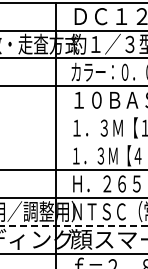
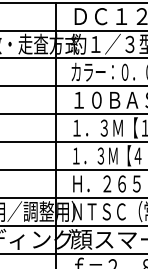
line: none -> present (73, 114)
line: none -> present (73, 142)
line: dashed -> solid (74, 225)
